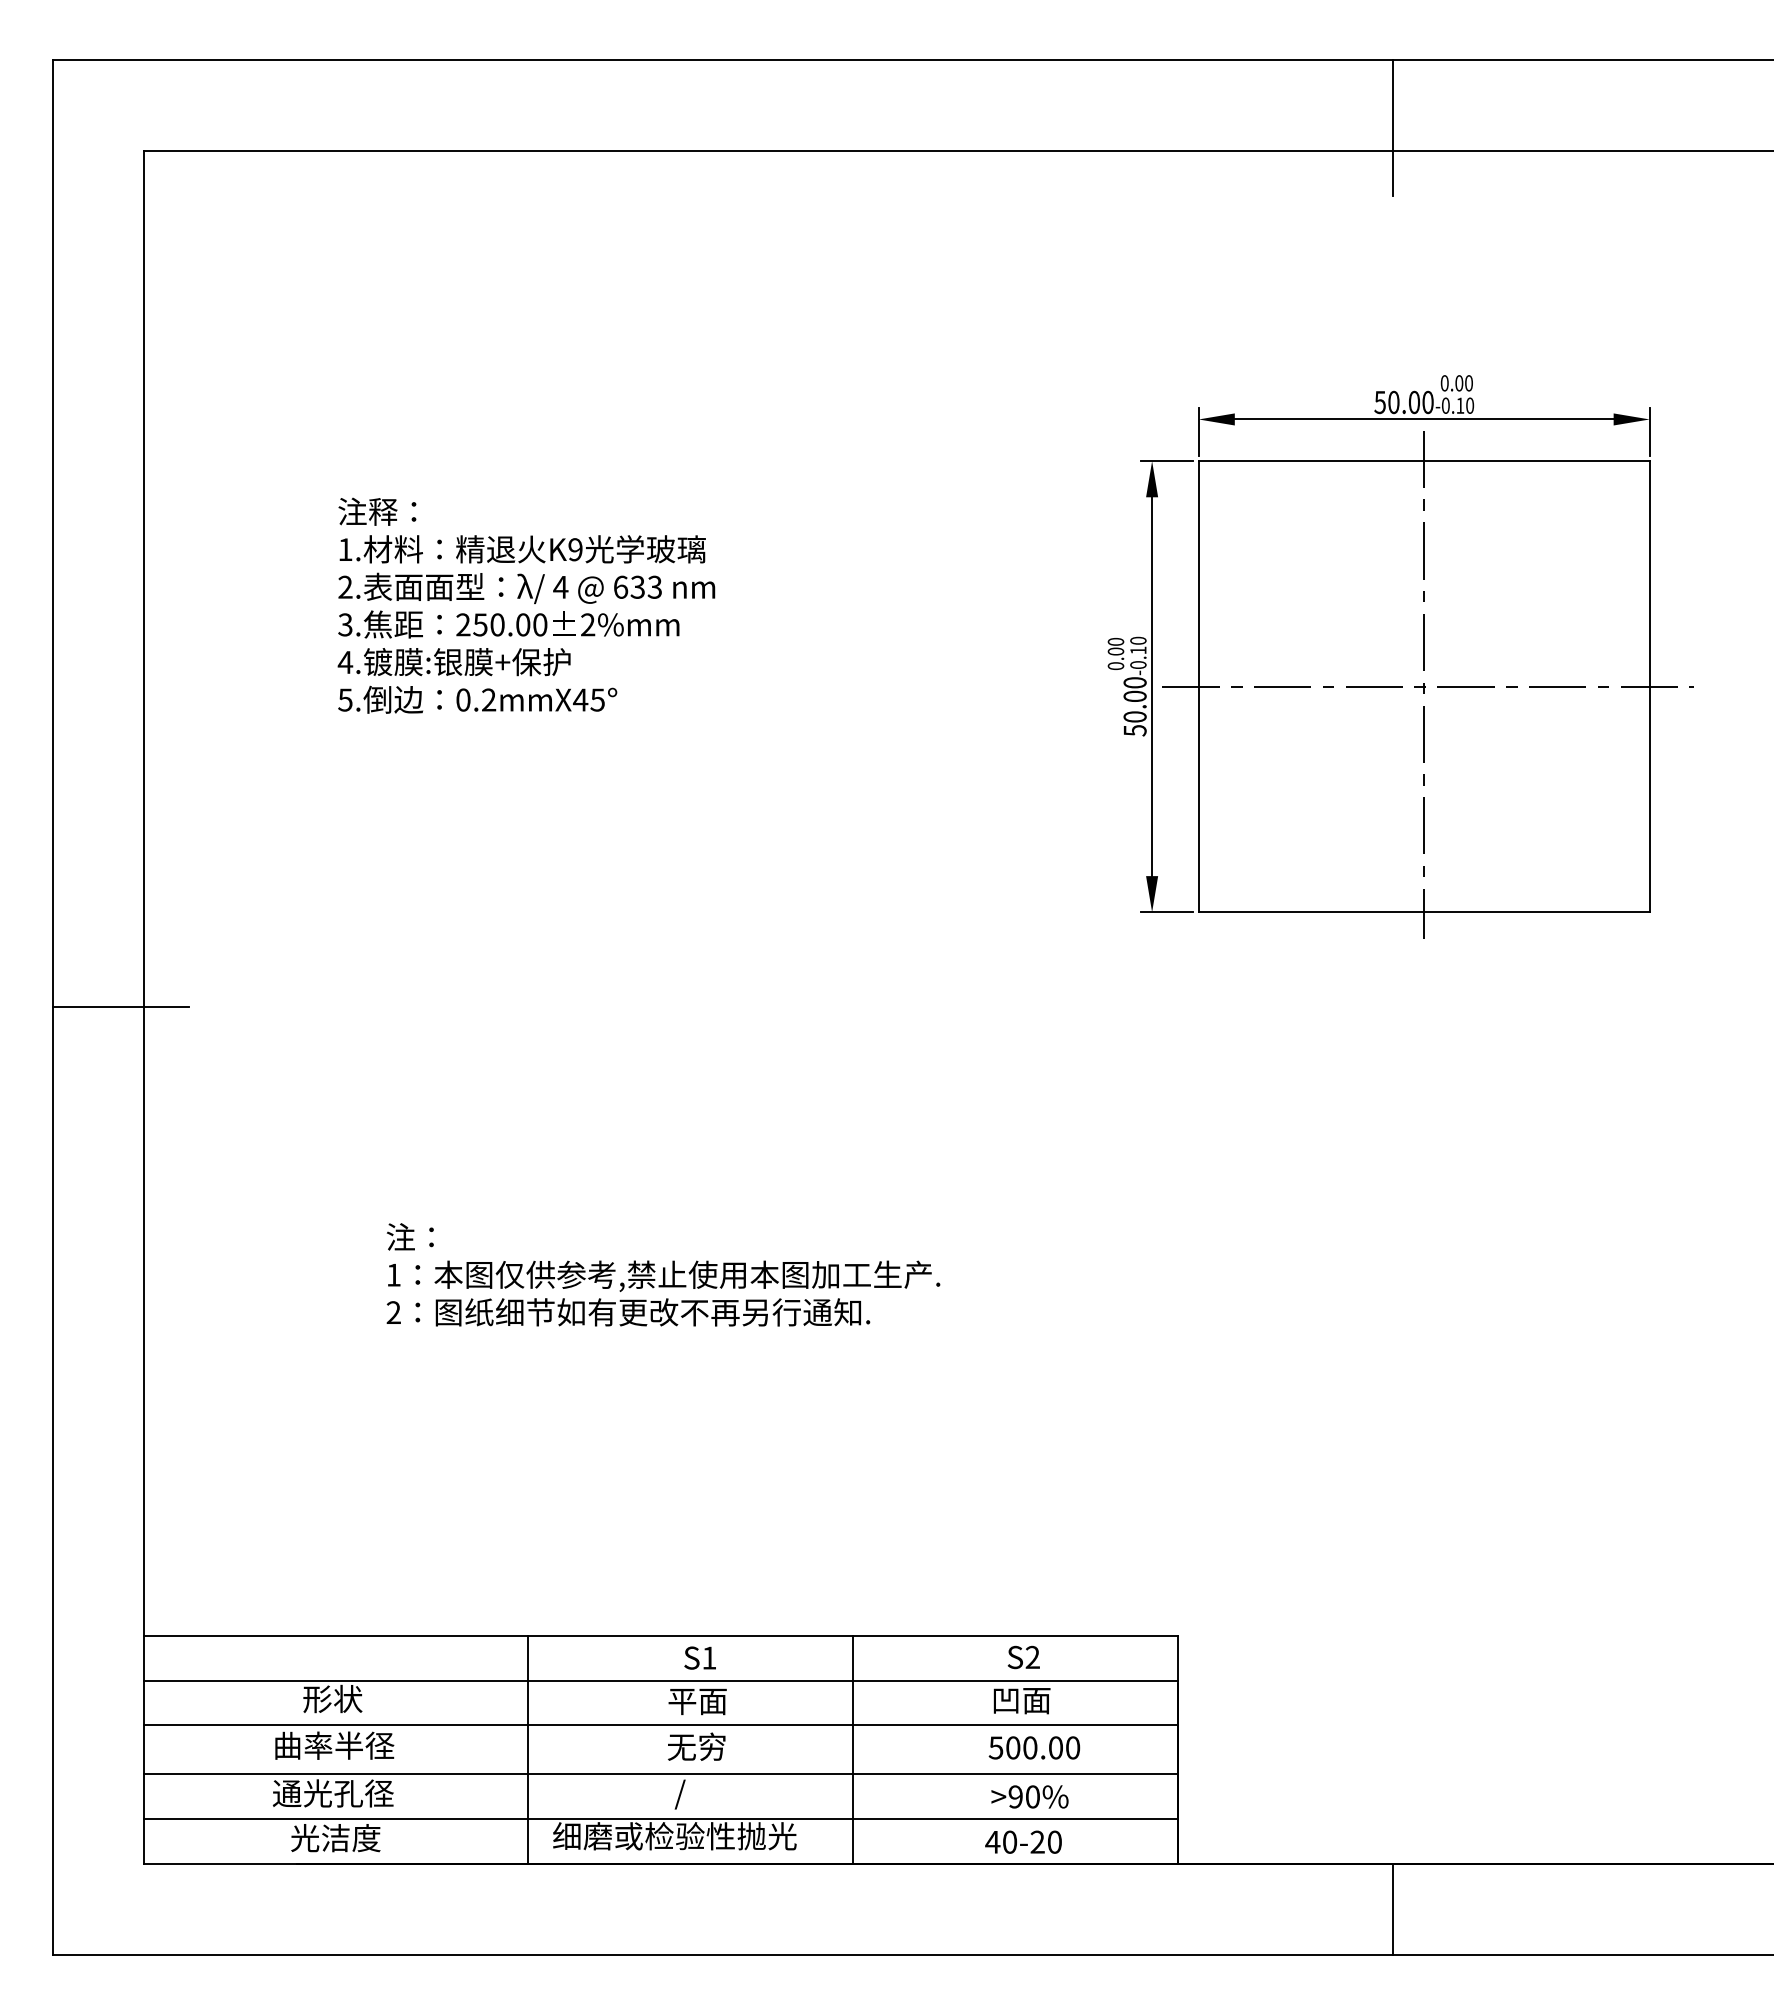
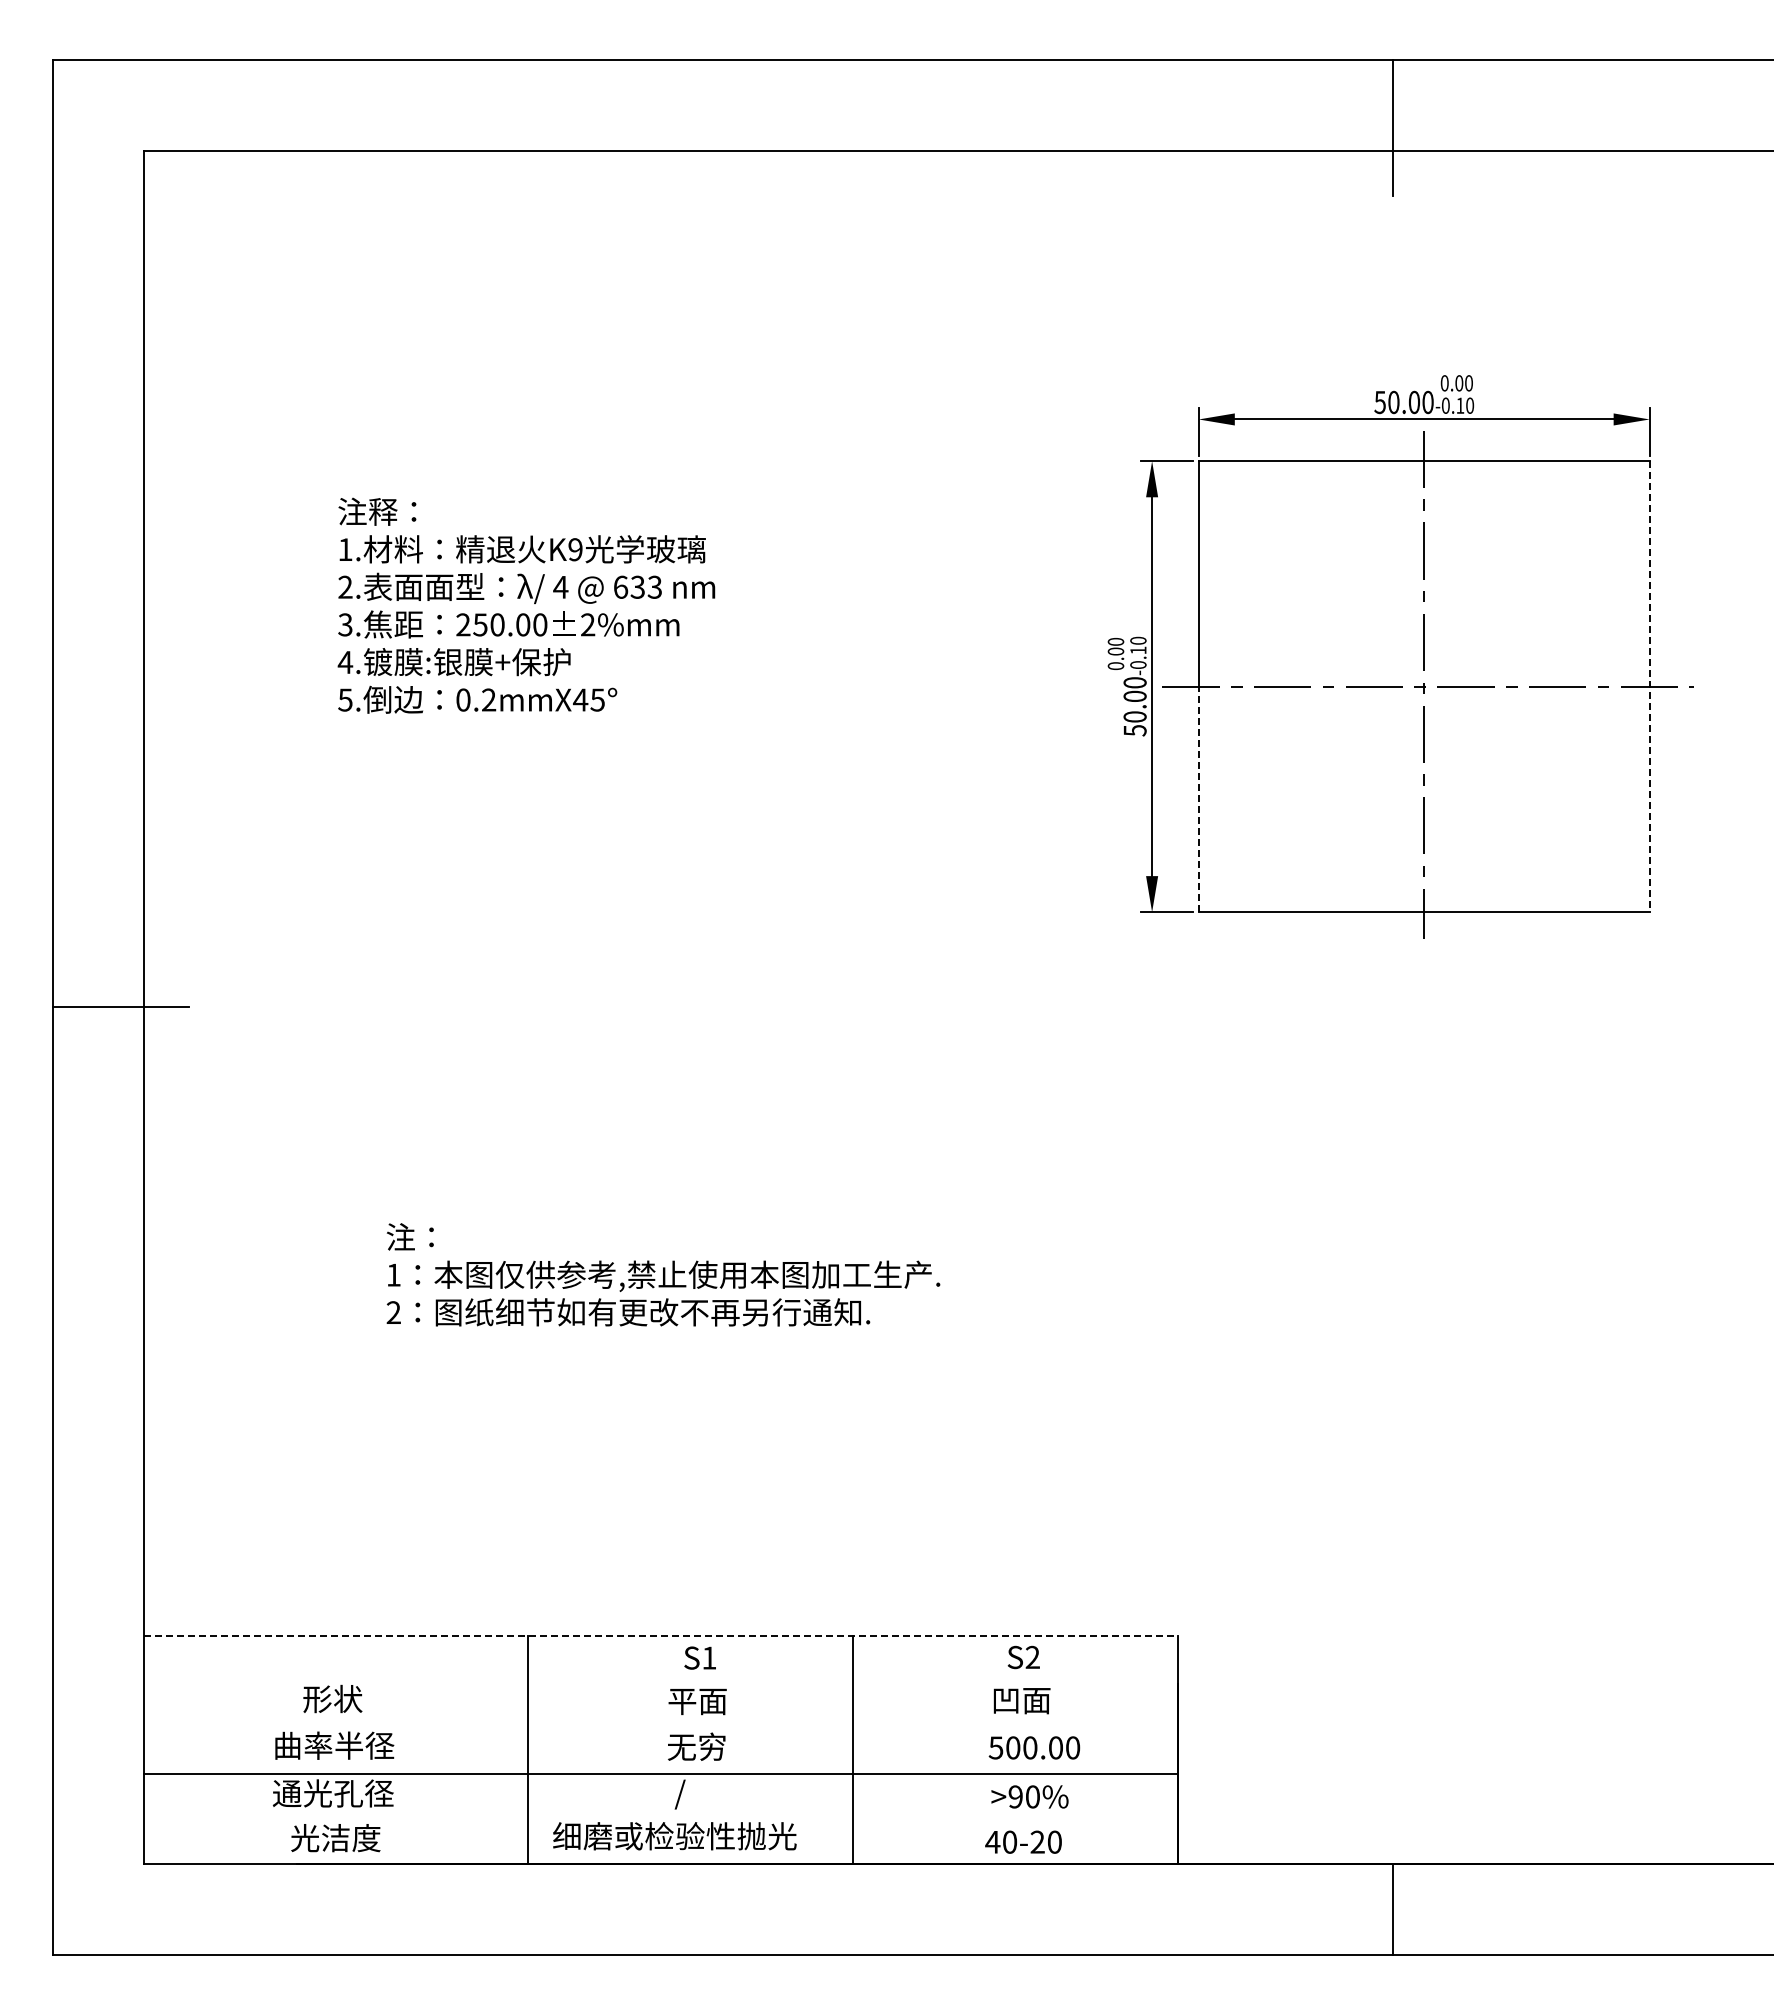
line: solid -> dashed (1649, 687)
line: solid -> dashed (1198, 799)
line: solid -> dashed (661, 1635)
line: present -> none (660, 1681)
line: present -> none (660, 1725)
line: present -> none (660, 1819)
